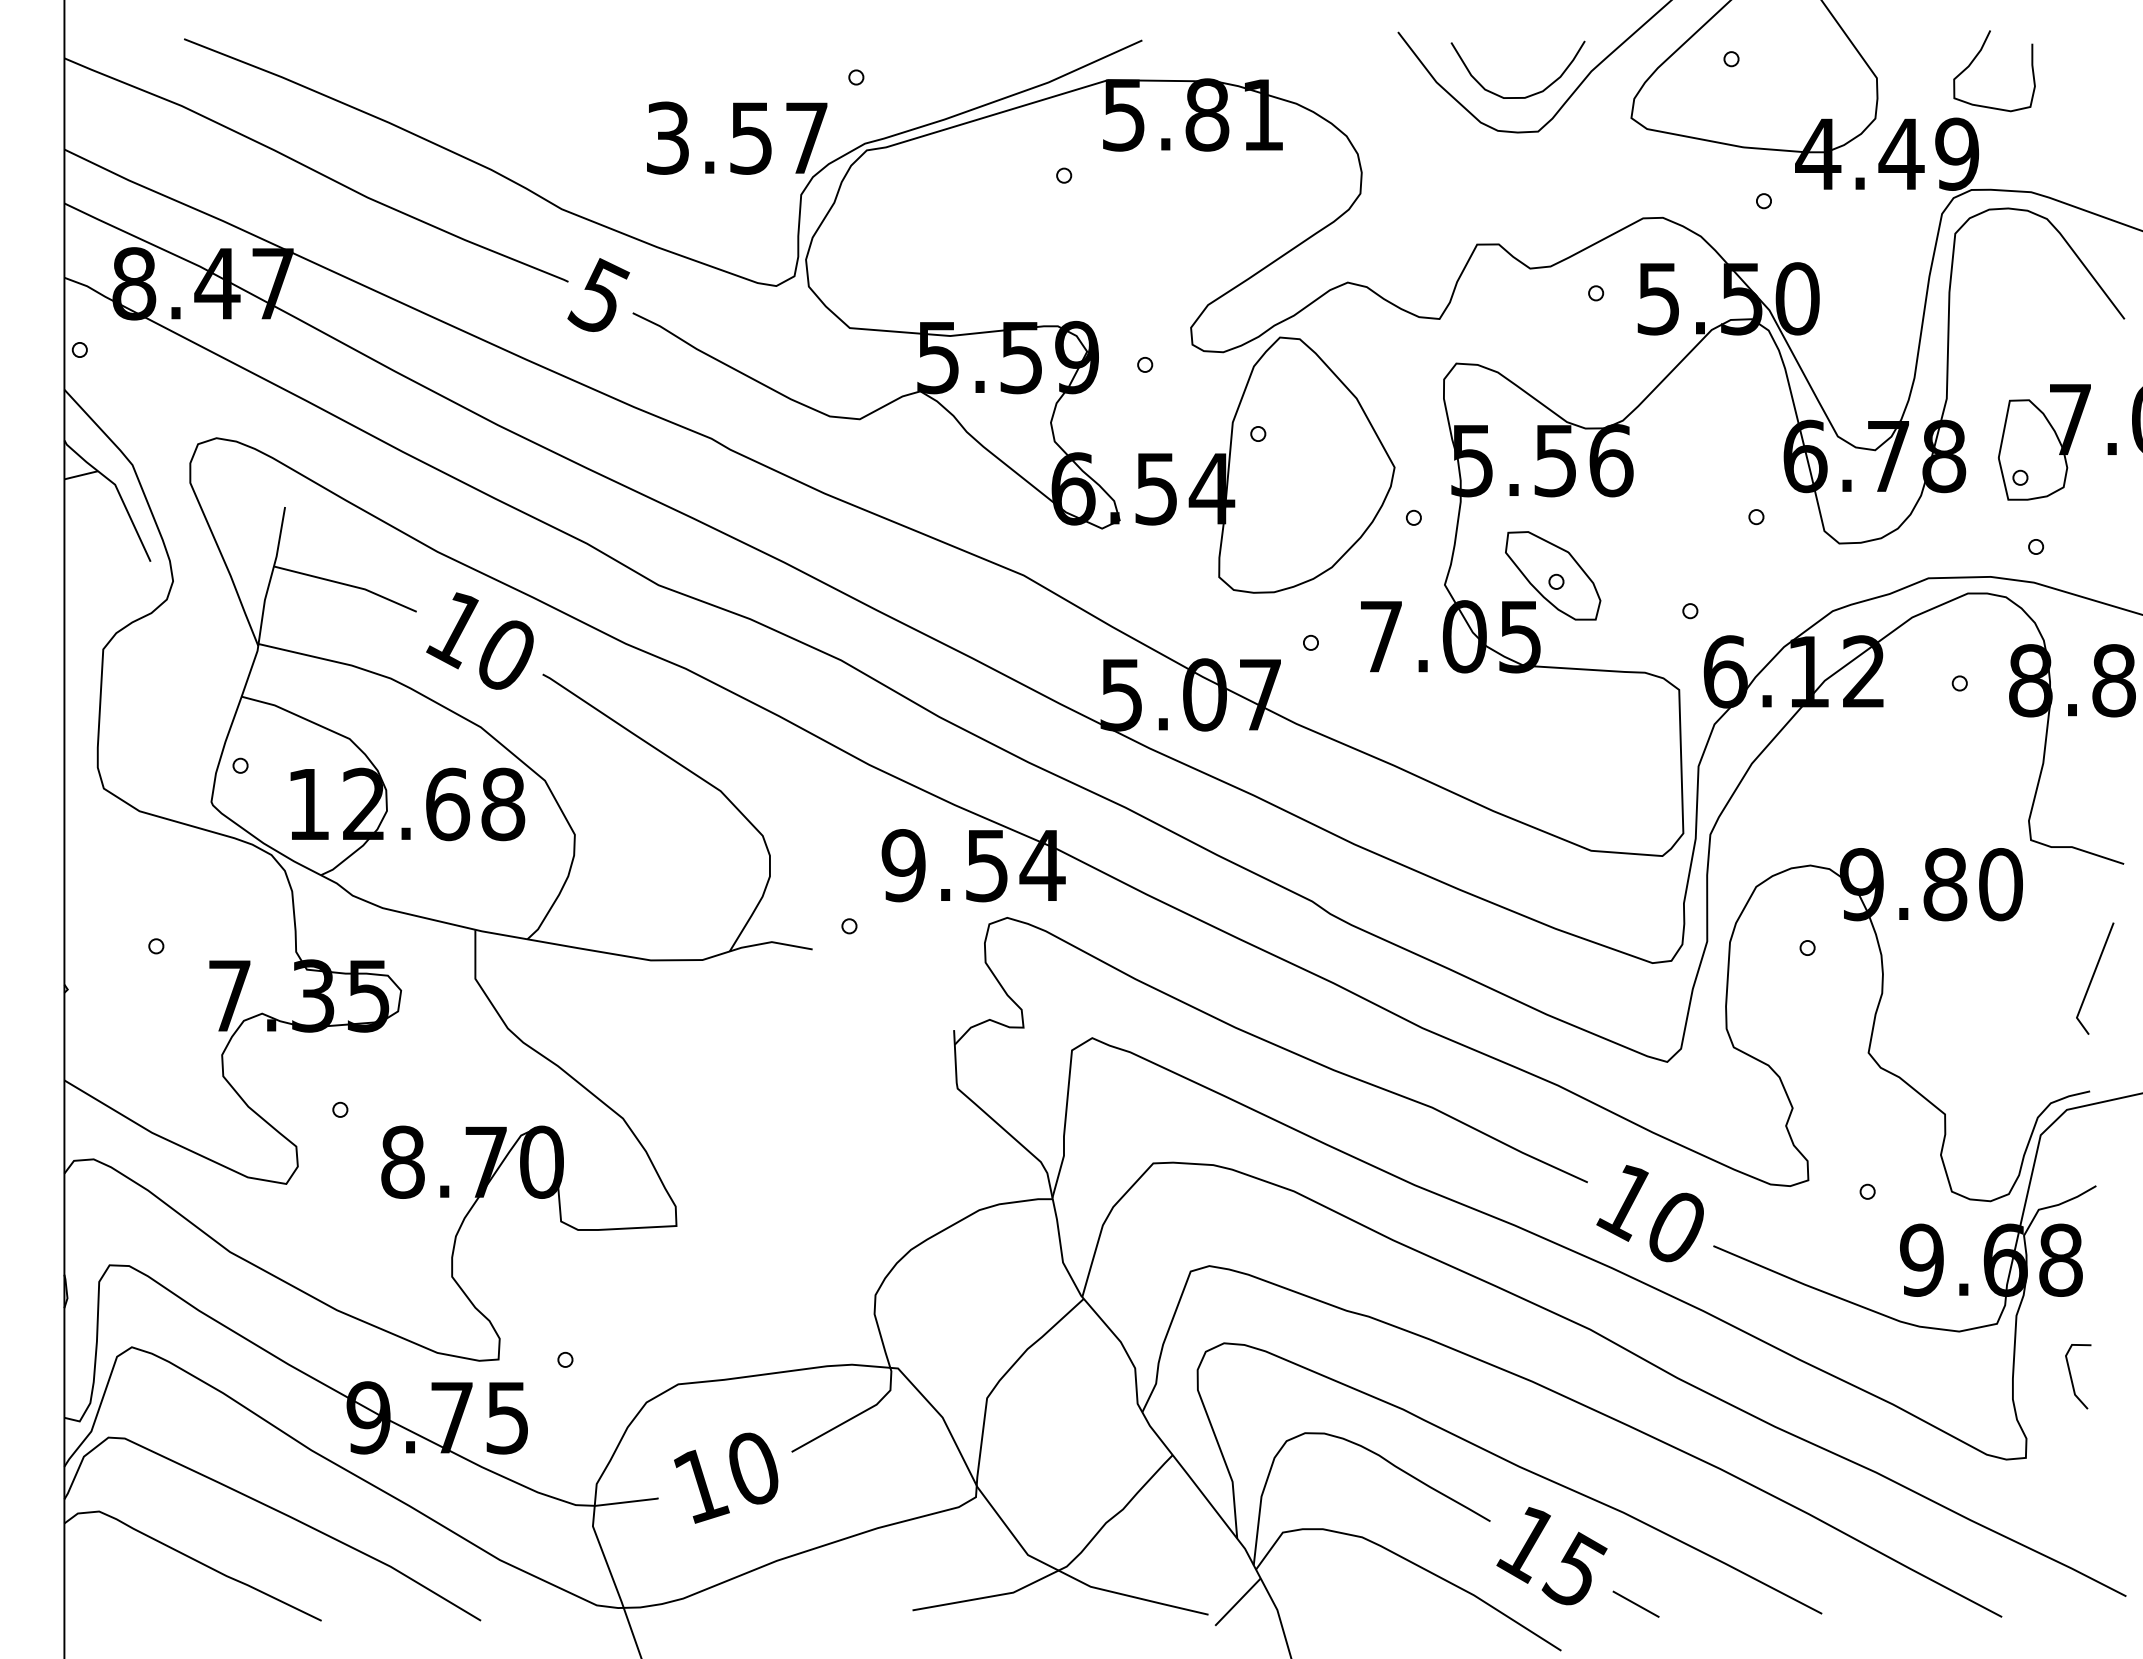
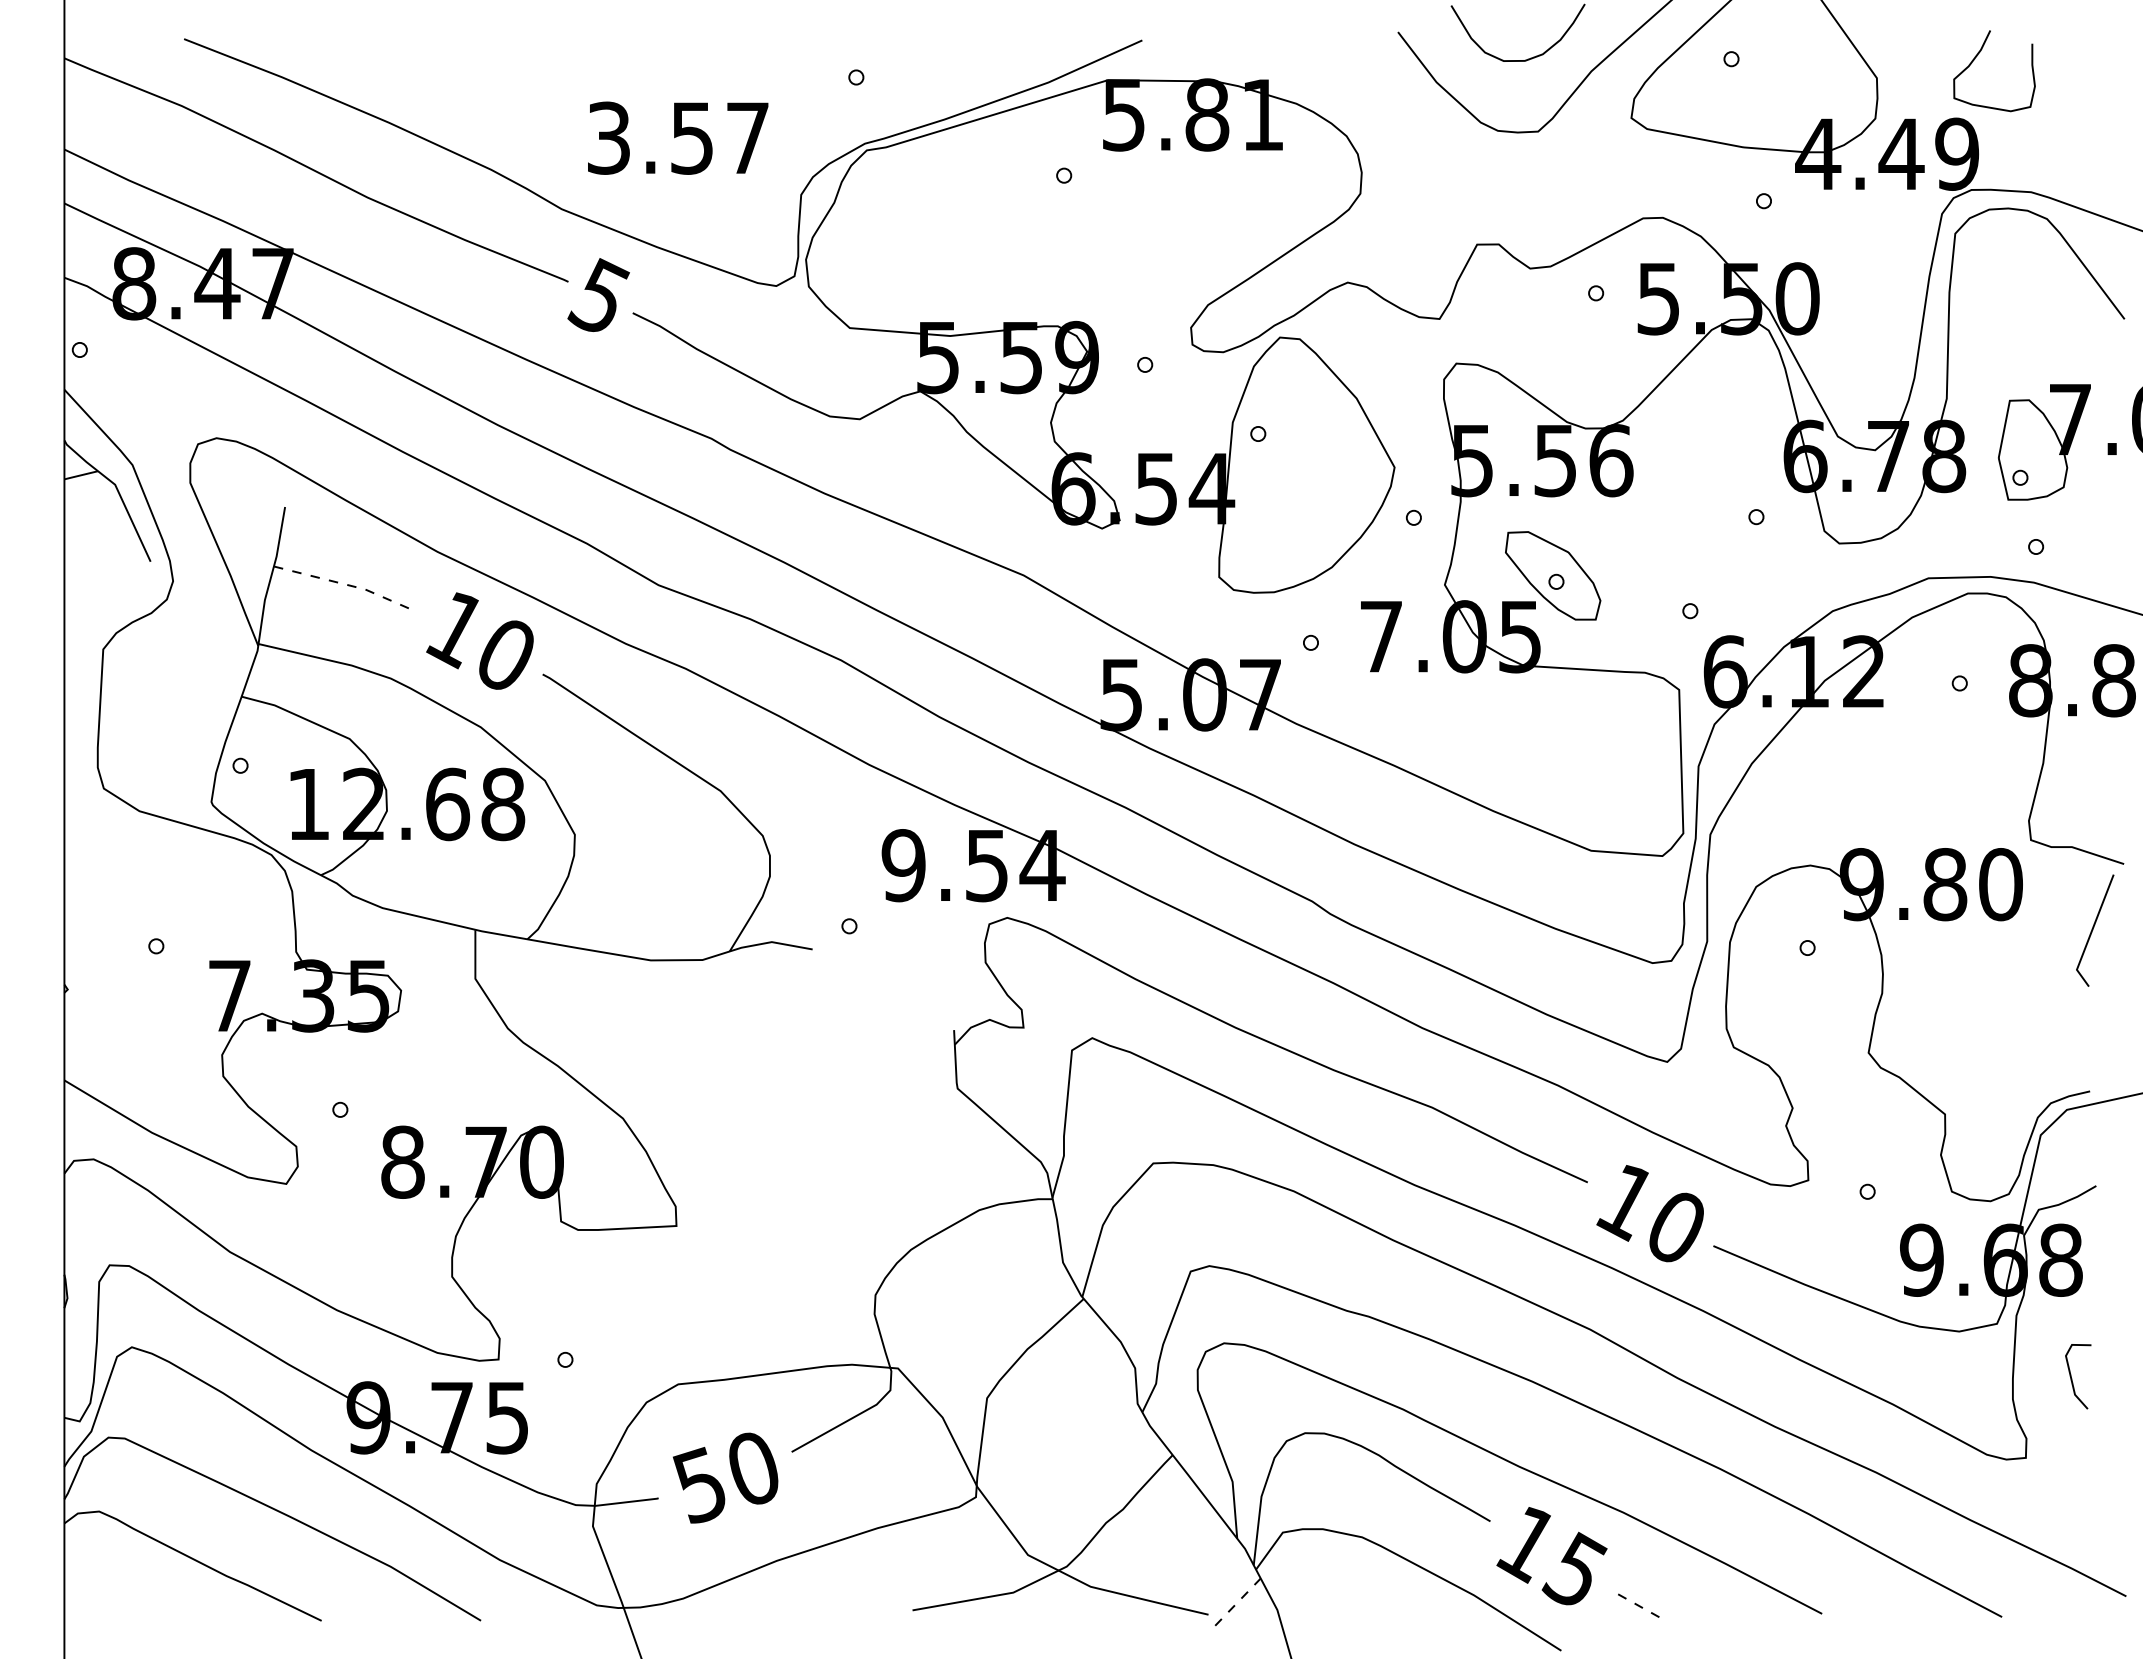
curve position: (1517, 97) -> (1517, 60) (1517, 60)
text position: (737, 137) -> (678, 137) (678, 137)
line: solid -> dashed (347, 585)
line position: (2093, 978) -> (2093, 930) (2093, 930)
text: 10 -> 50 (700, 1484)
line: solid -> dashed (1238, 1602)
line: solid -> dashed (1636, 1604)
